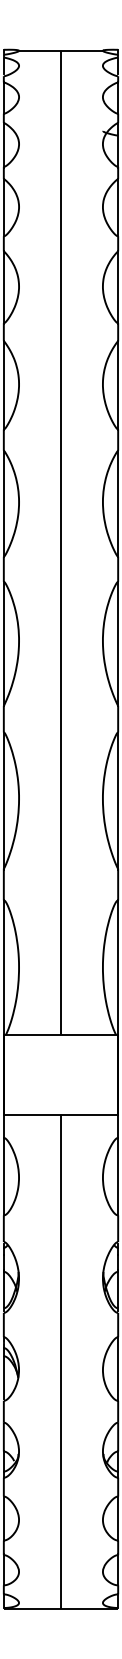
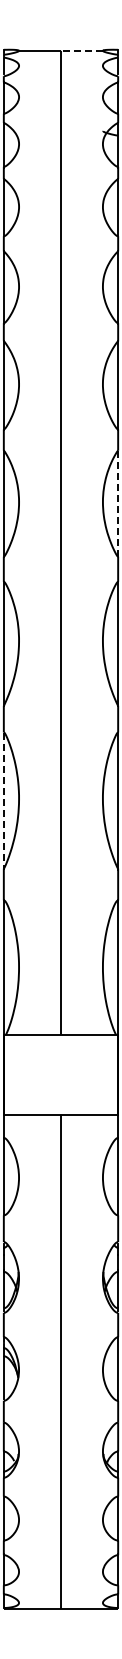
line: solid -> dashed (82, 50)
line: solid -> dashed (118, 504)
line: solid -> dashed (3, 801)
